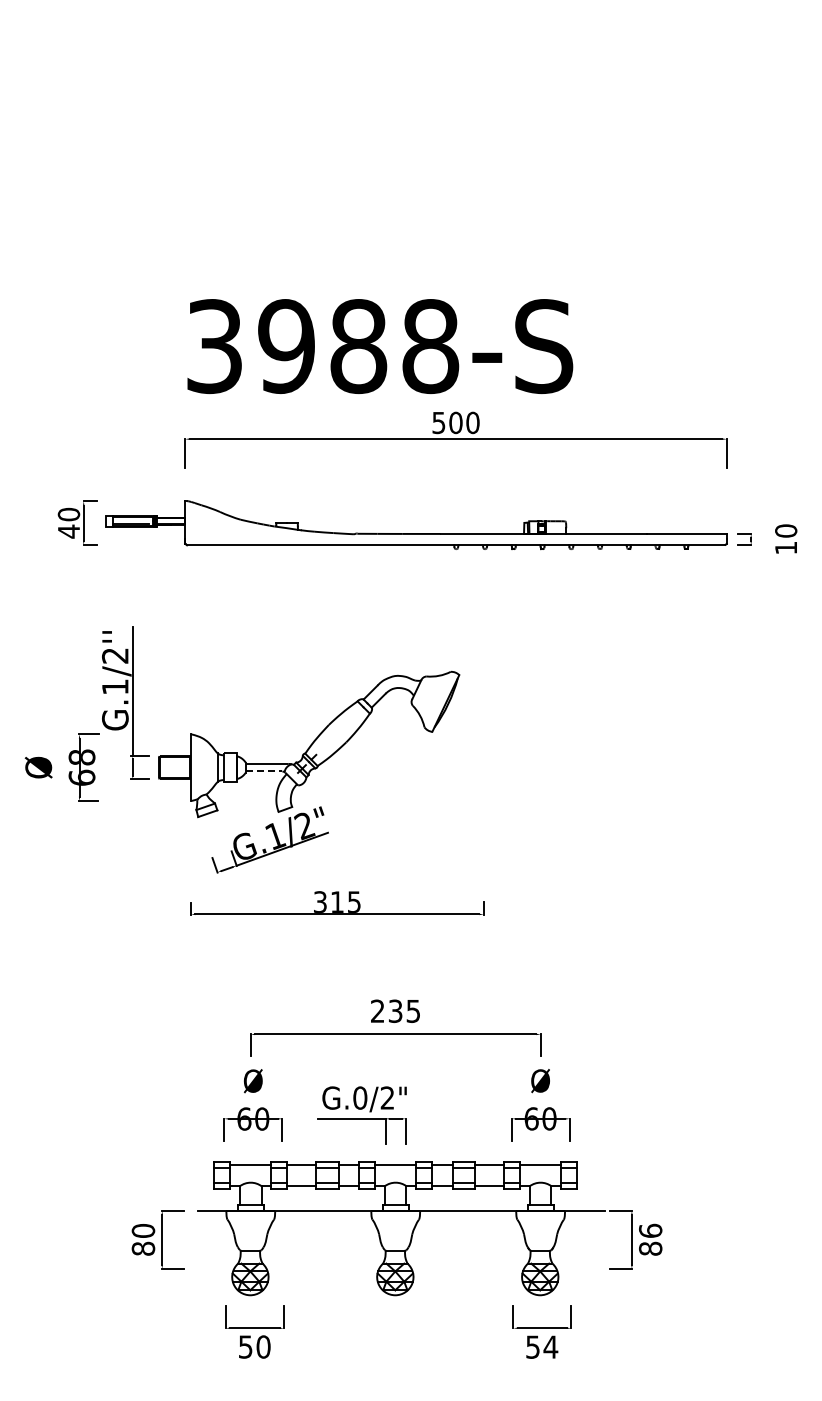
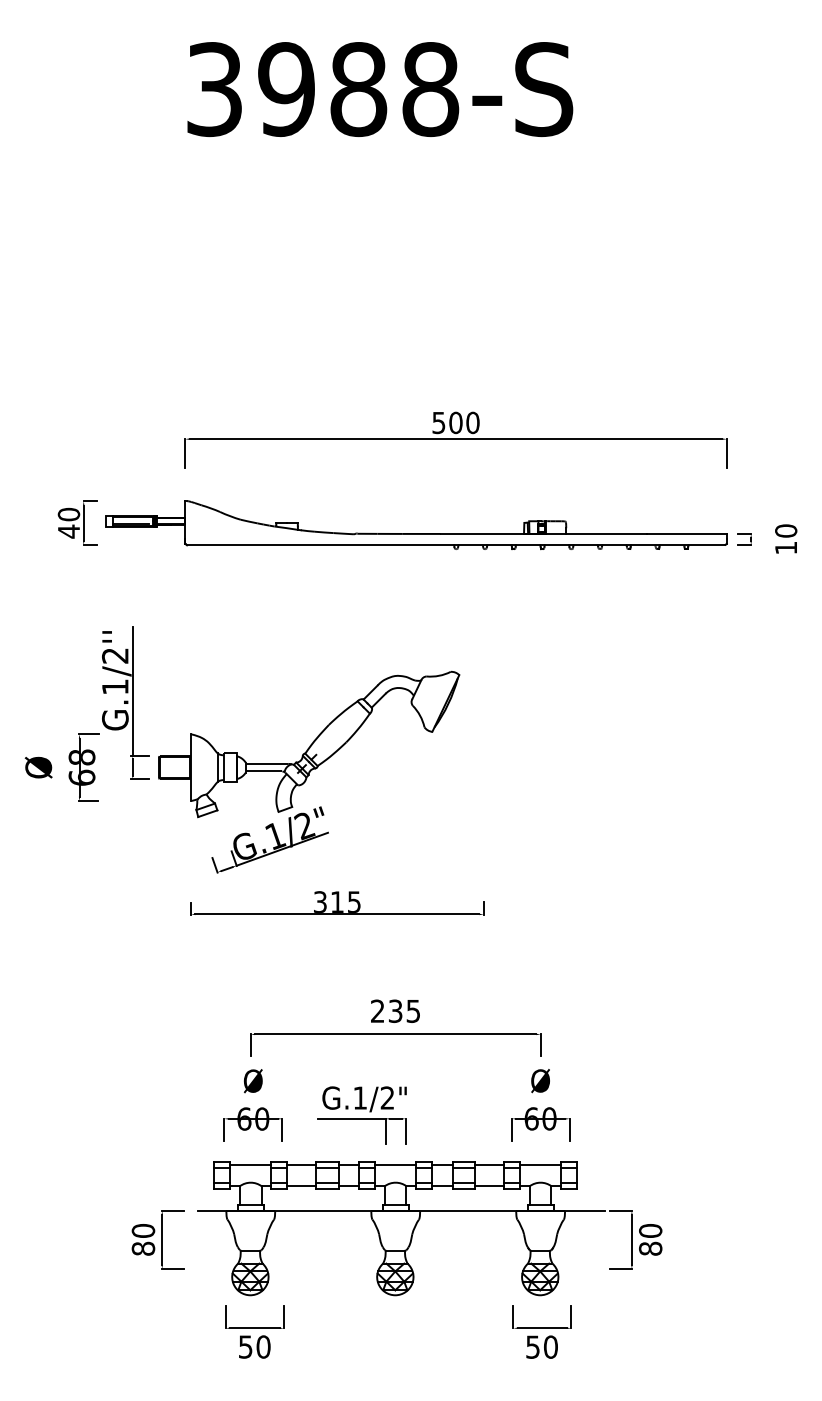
text position: (380, 346) -> (380, 89) (380, 89)
line: dashed -> solid (264, 771)
text: G.0/2" -> G.1/2" (360, 1097)
text: 86 -> 80 (650, 1230)
text: 54 -> 50 (550, 1346)
